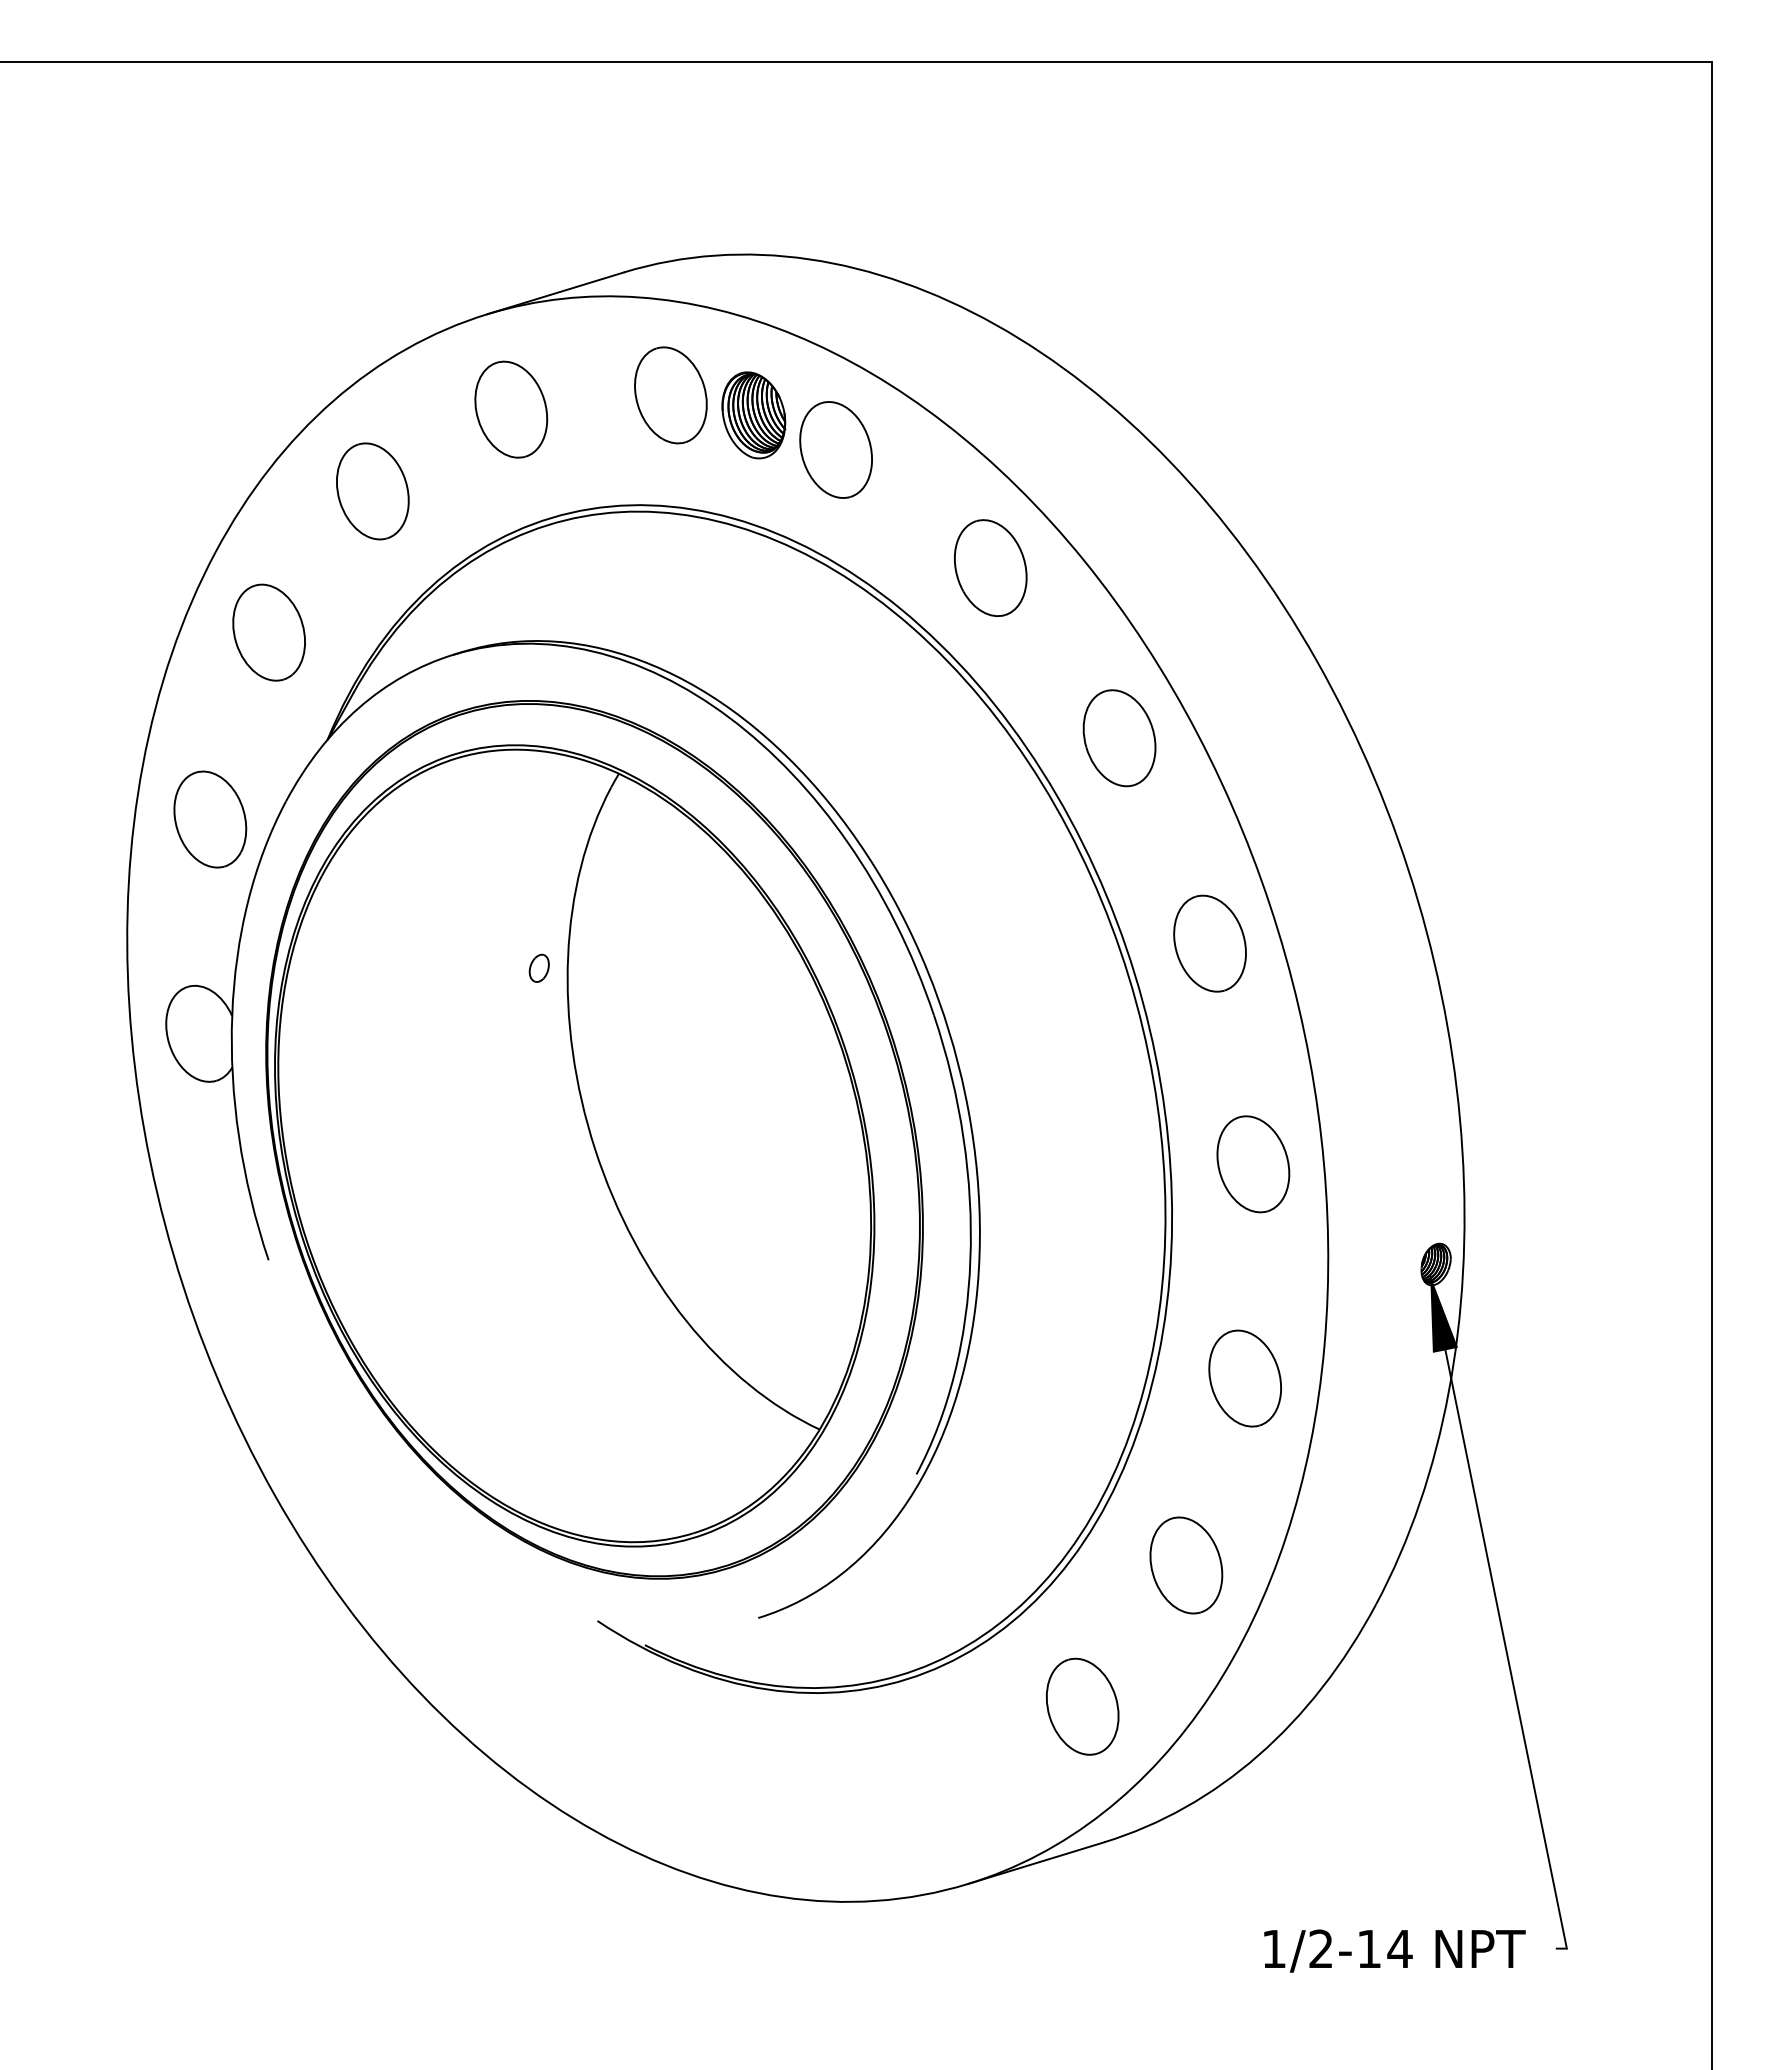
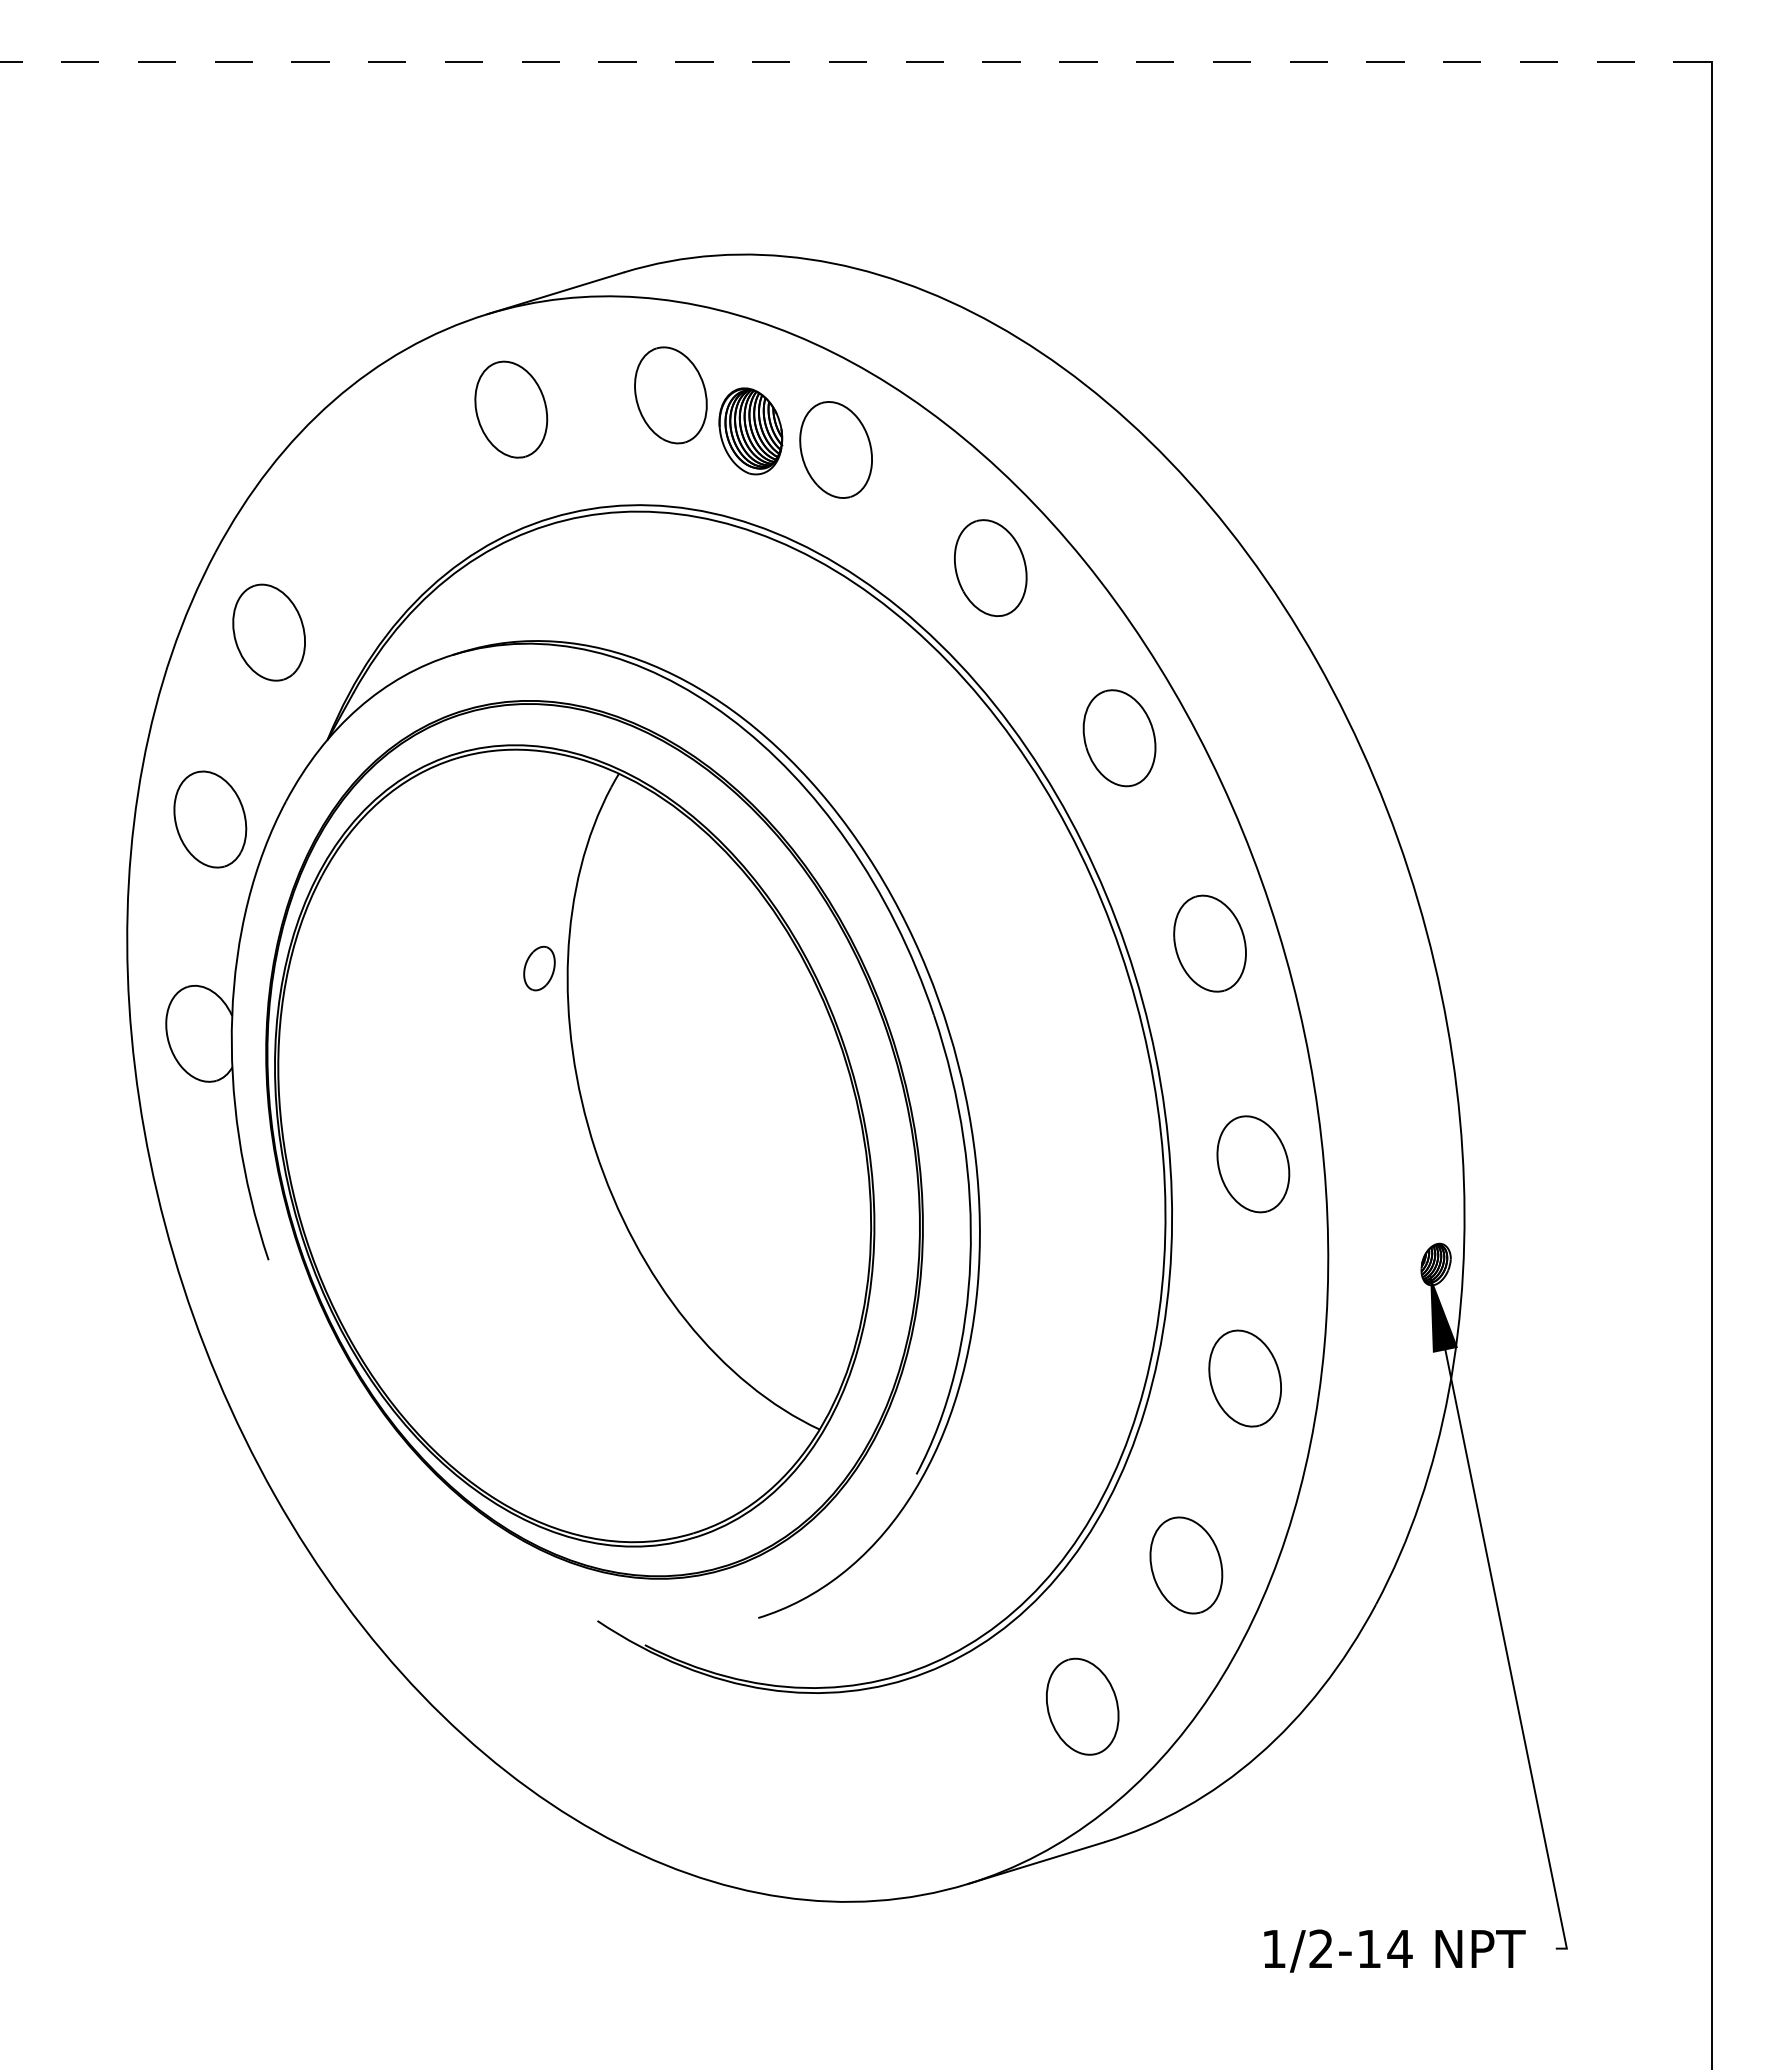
line: solid -> dashed (855, 62)
part position: (753, 415) -> (750, 431) (750, 431)
part: present -> none (372, 491)
part size: 22x30 px -> 33x47 px (539, 968)
